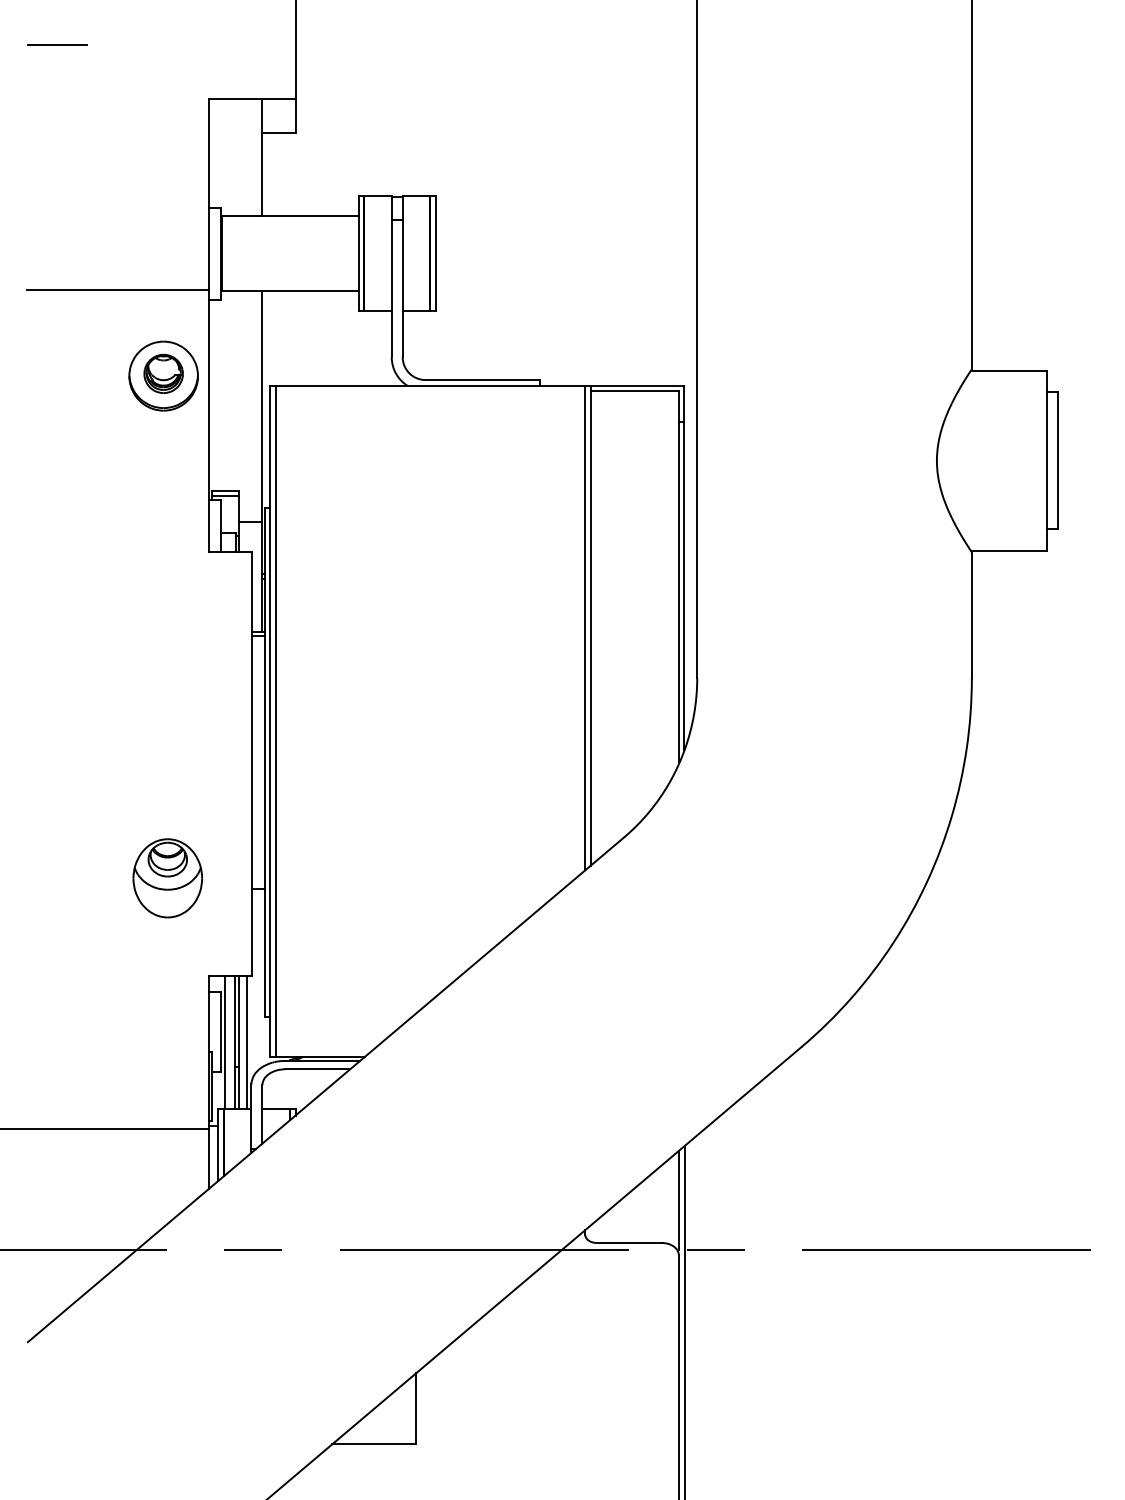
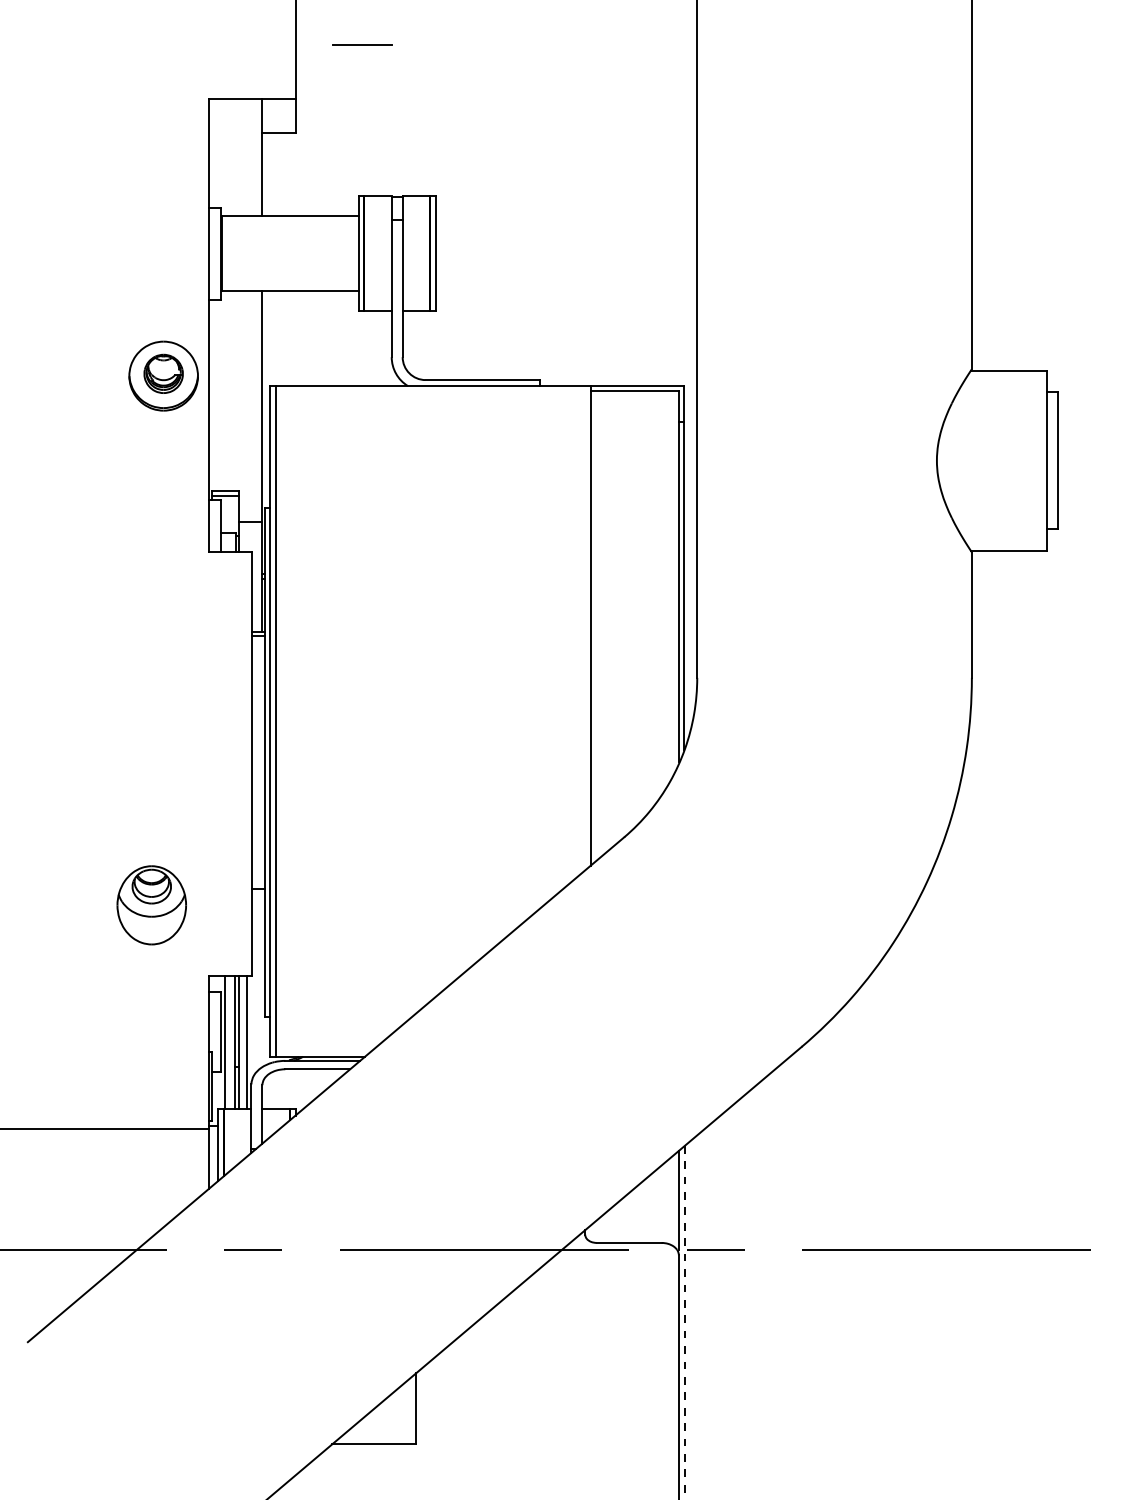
line position: (57, 44) -> (362, 44) (362, 44)
line: present -> none (118, 289)
line: present -> none (585, 627)
part position: (167, 878) -> (151, 905) (151, 905)
line: solid -> dashed (684, 1322)
